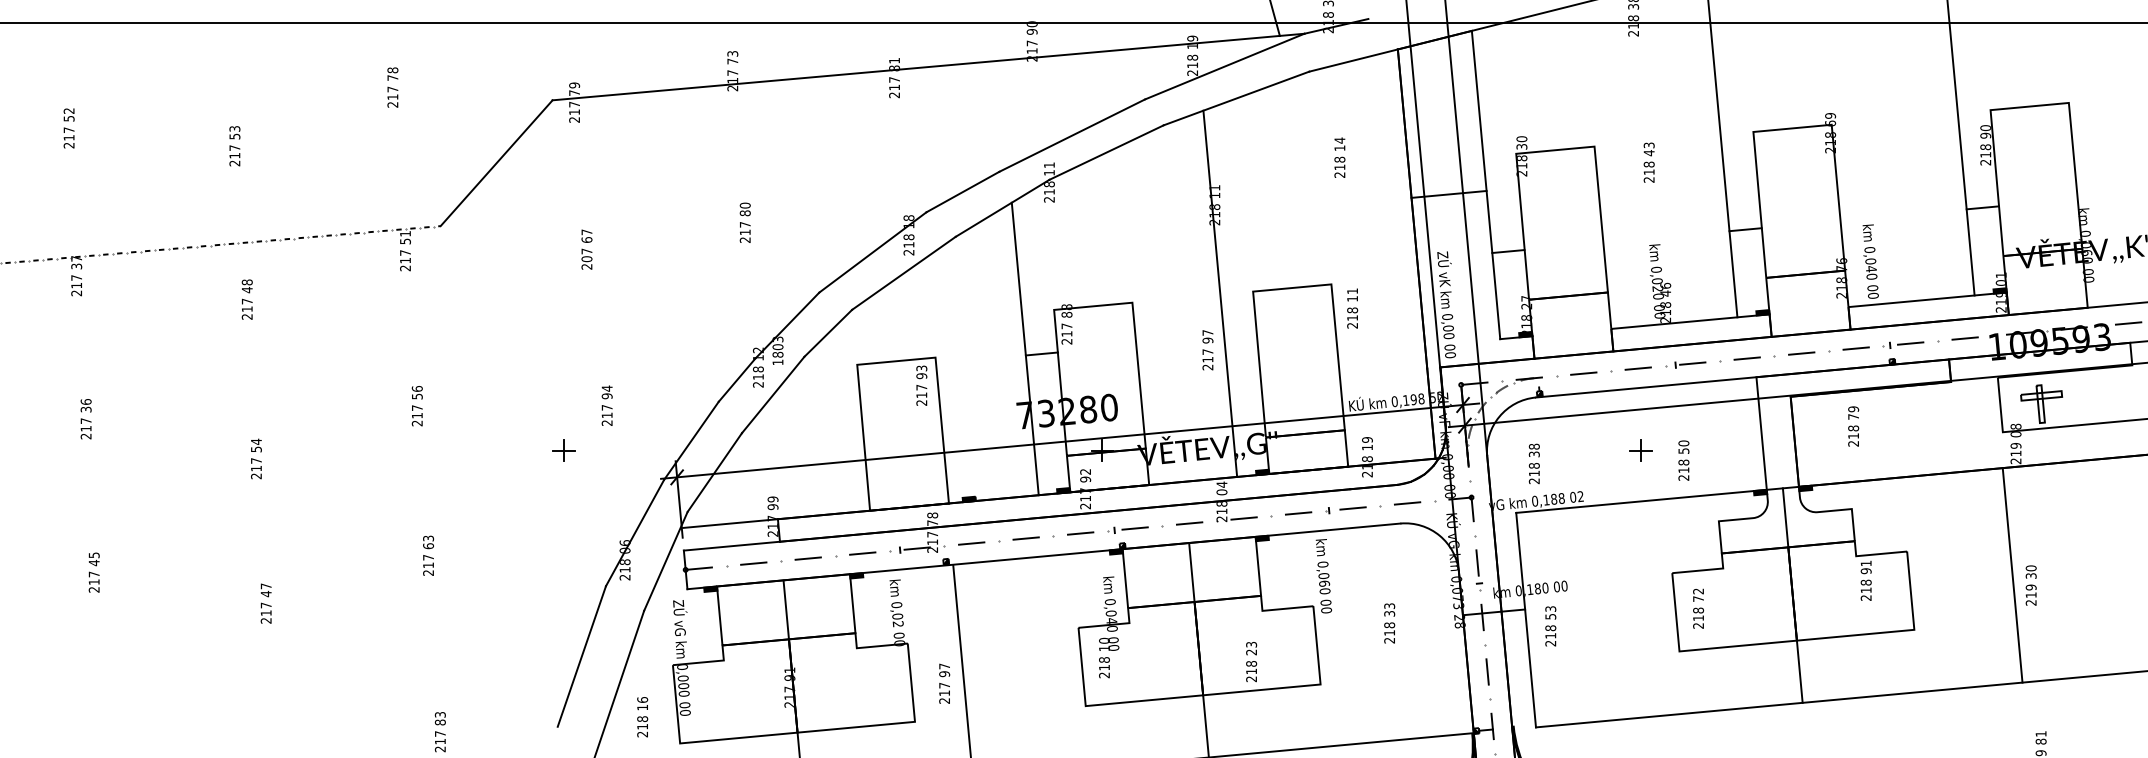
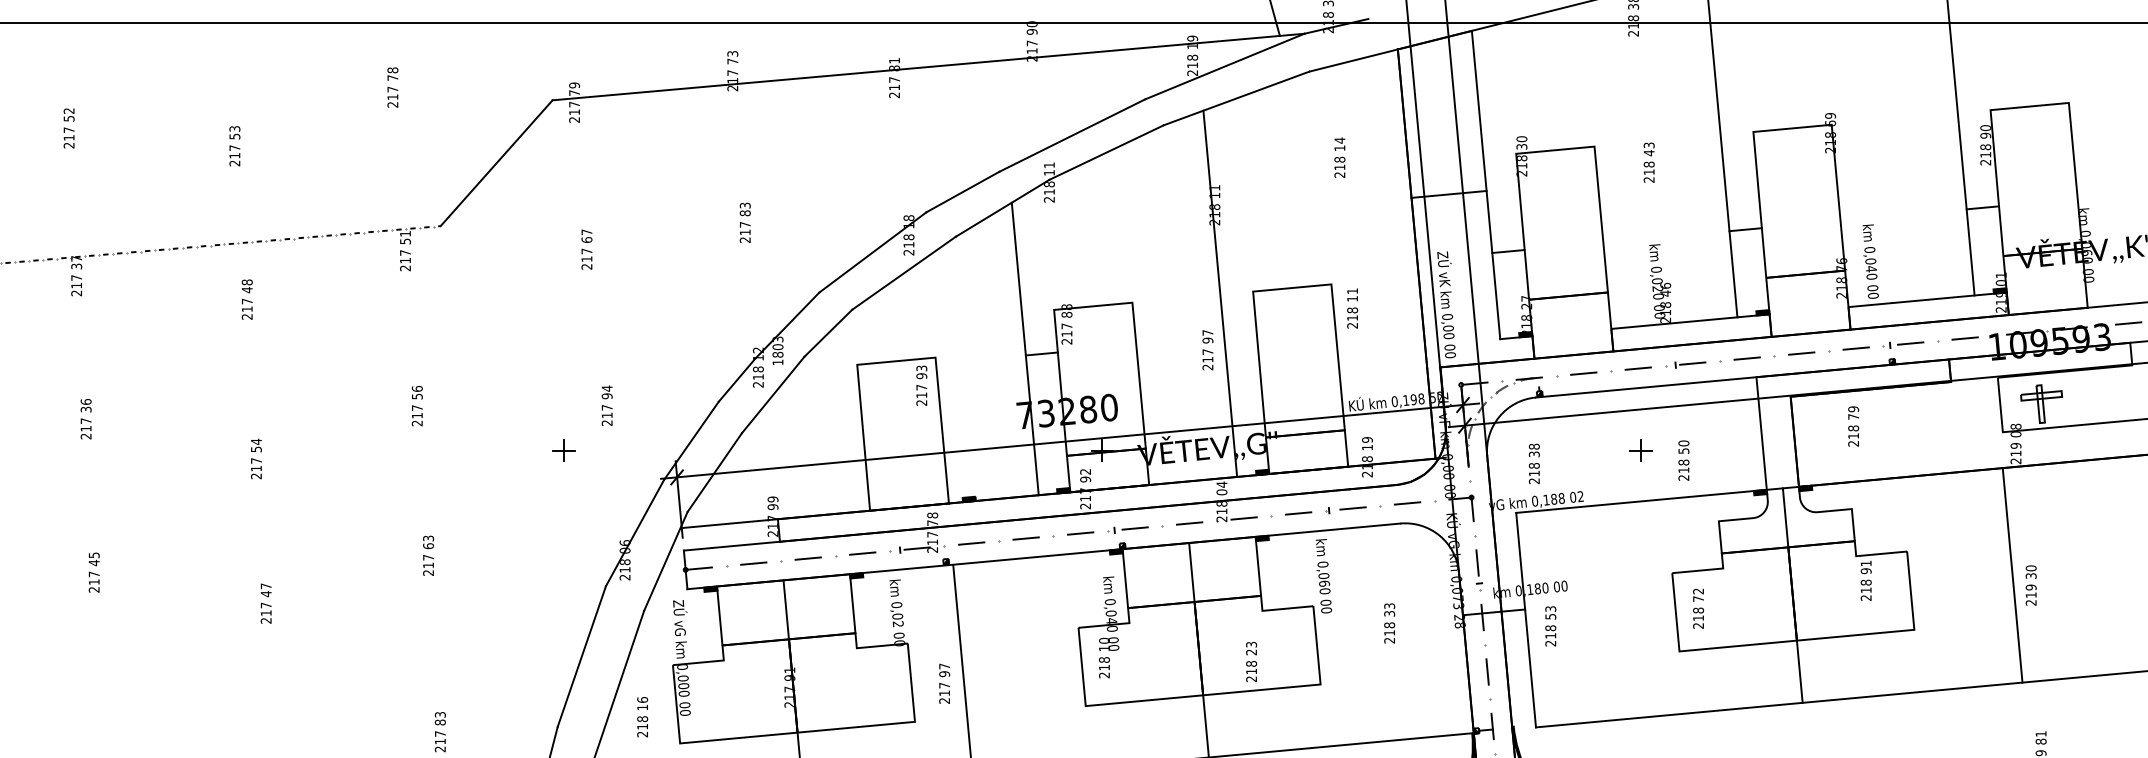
text: 80 -> 83 (744, 205)
text: 207 -> 217 (586, 259)
line: none -> present (553, 740)
